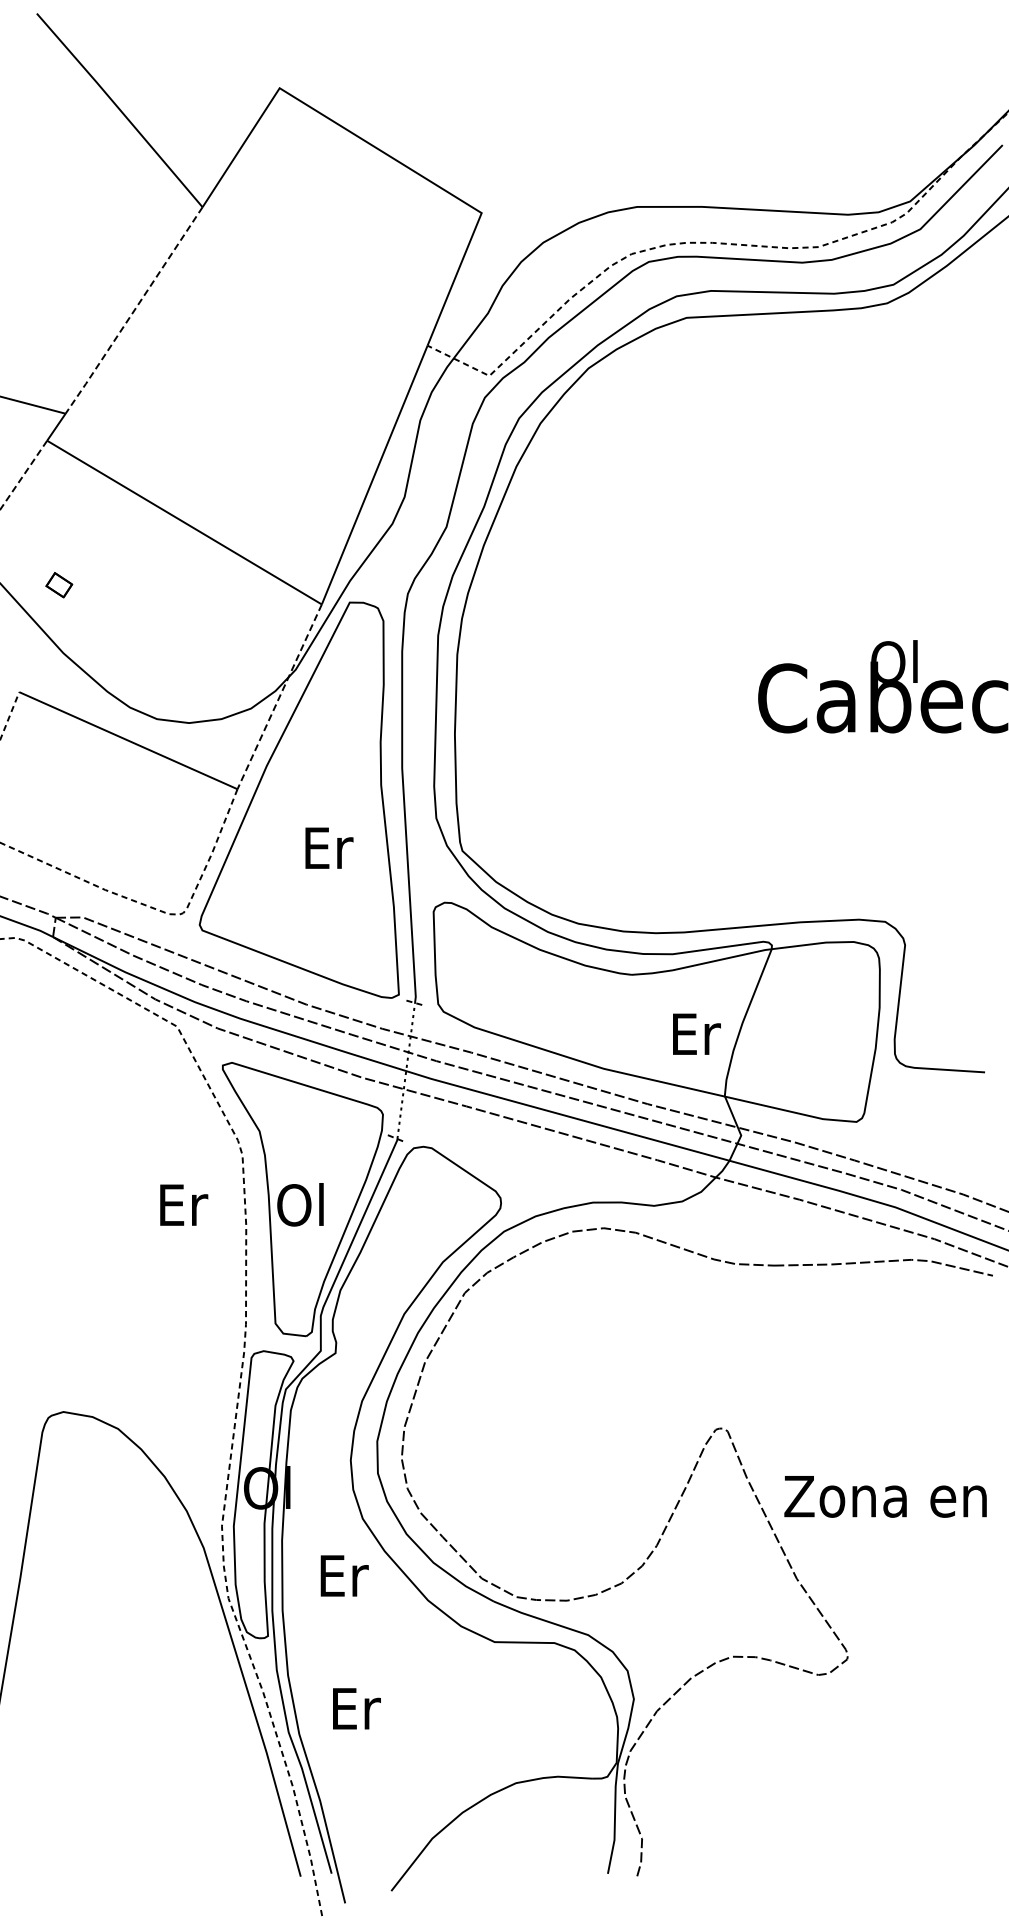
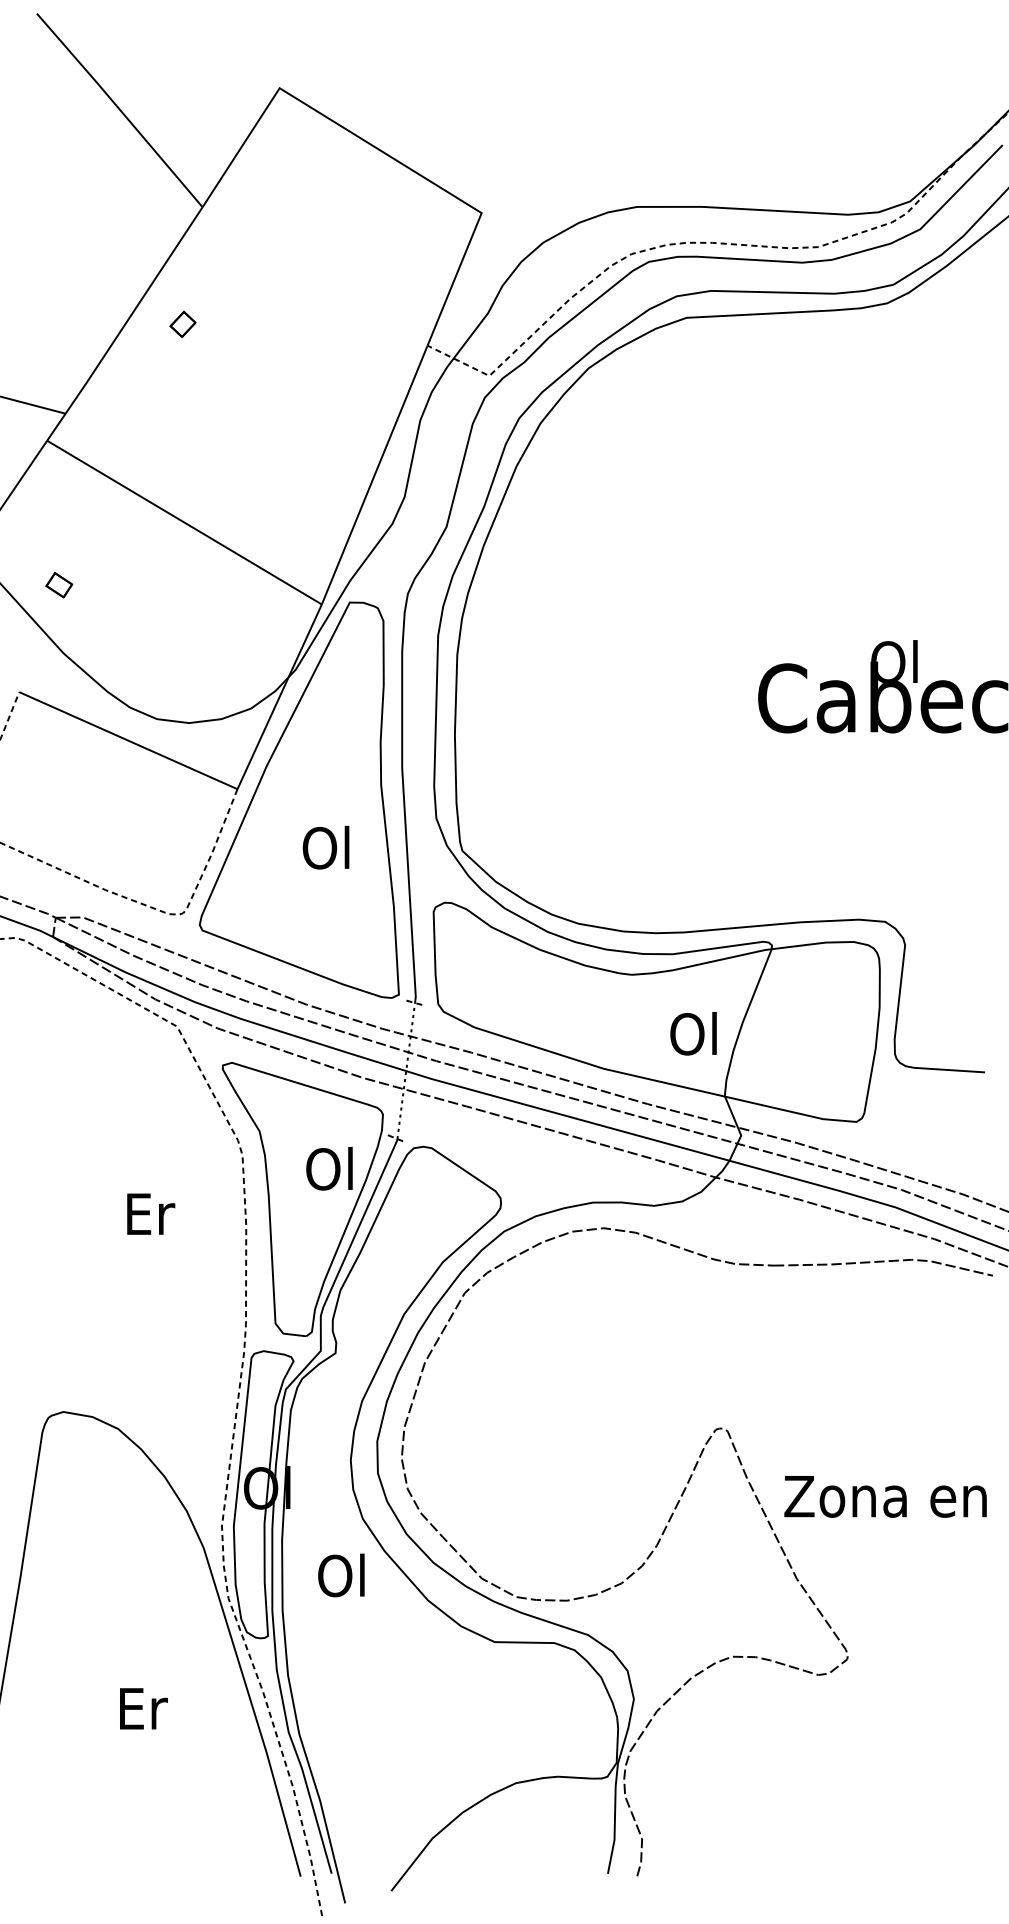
line: dashed -> solid (133, 311)
part: none -> present (182, 323)
line: dashed -> solid (23, 475)
line: dashed -> solid (279, 696)
text: Er -> Ol (327, 847)
text: Er -> Ol (695, 1033)
text position: (184, 1204) -> (151, 1213) (151, 1213)
text position: (300, 1204) -> (329, 1168) (329, 1168)
text: Er -> Ol (343, 1575)
text position: (356, 1708) -> (143, 1708) (143, 1708)
